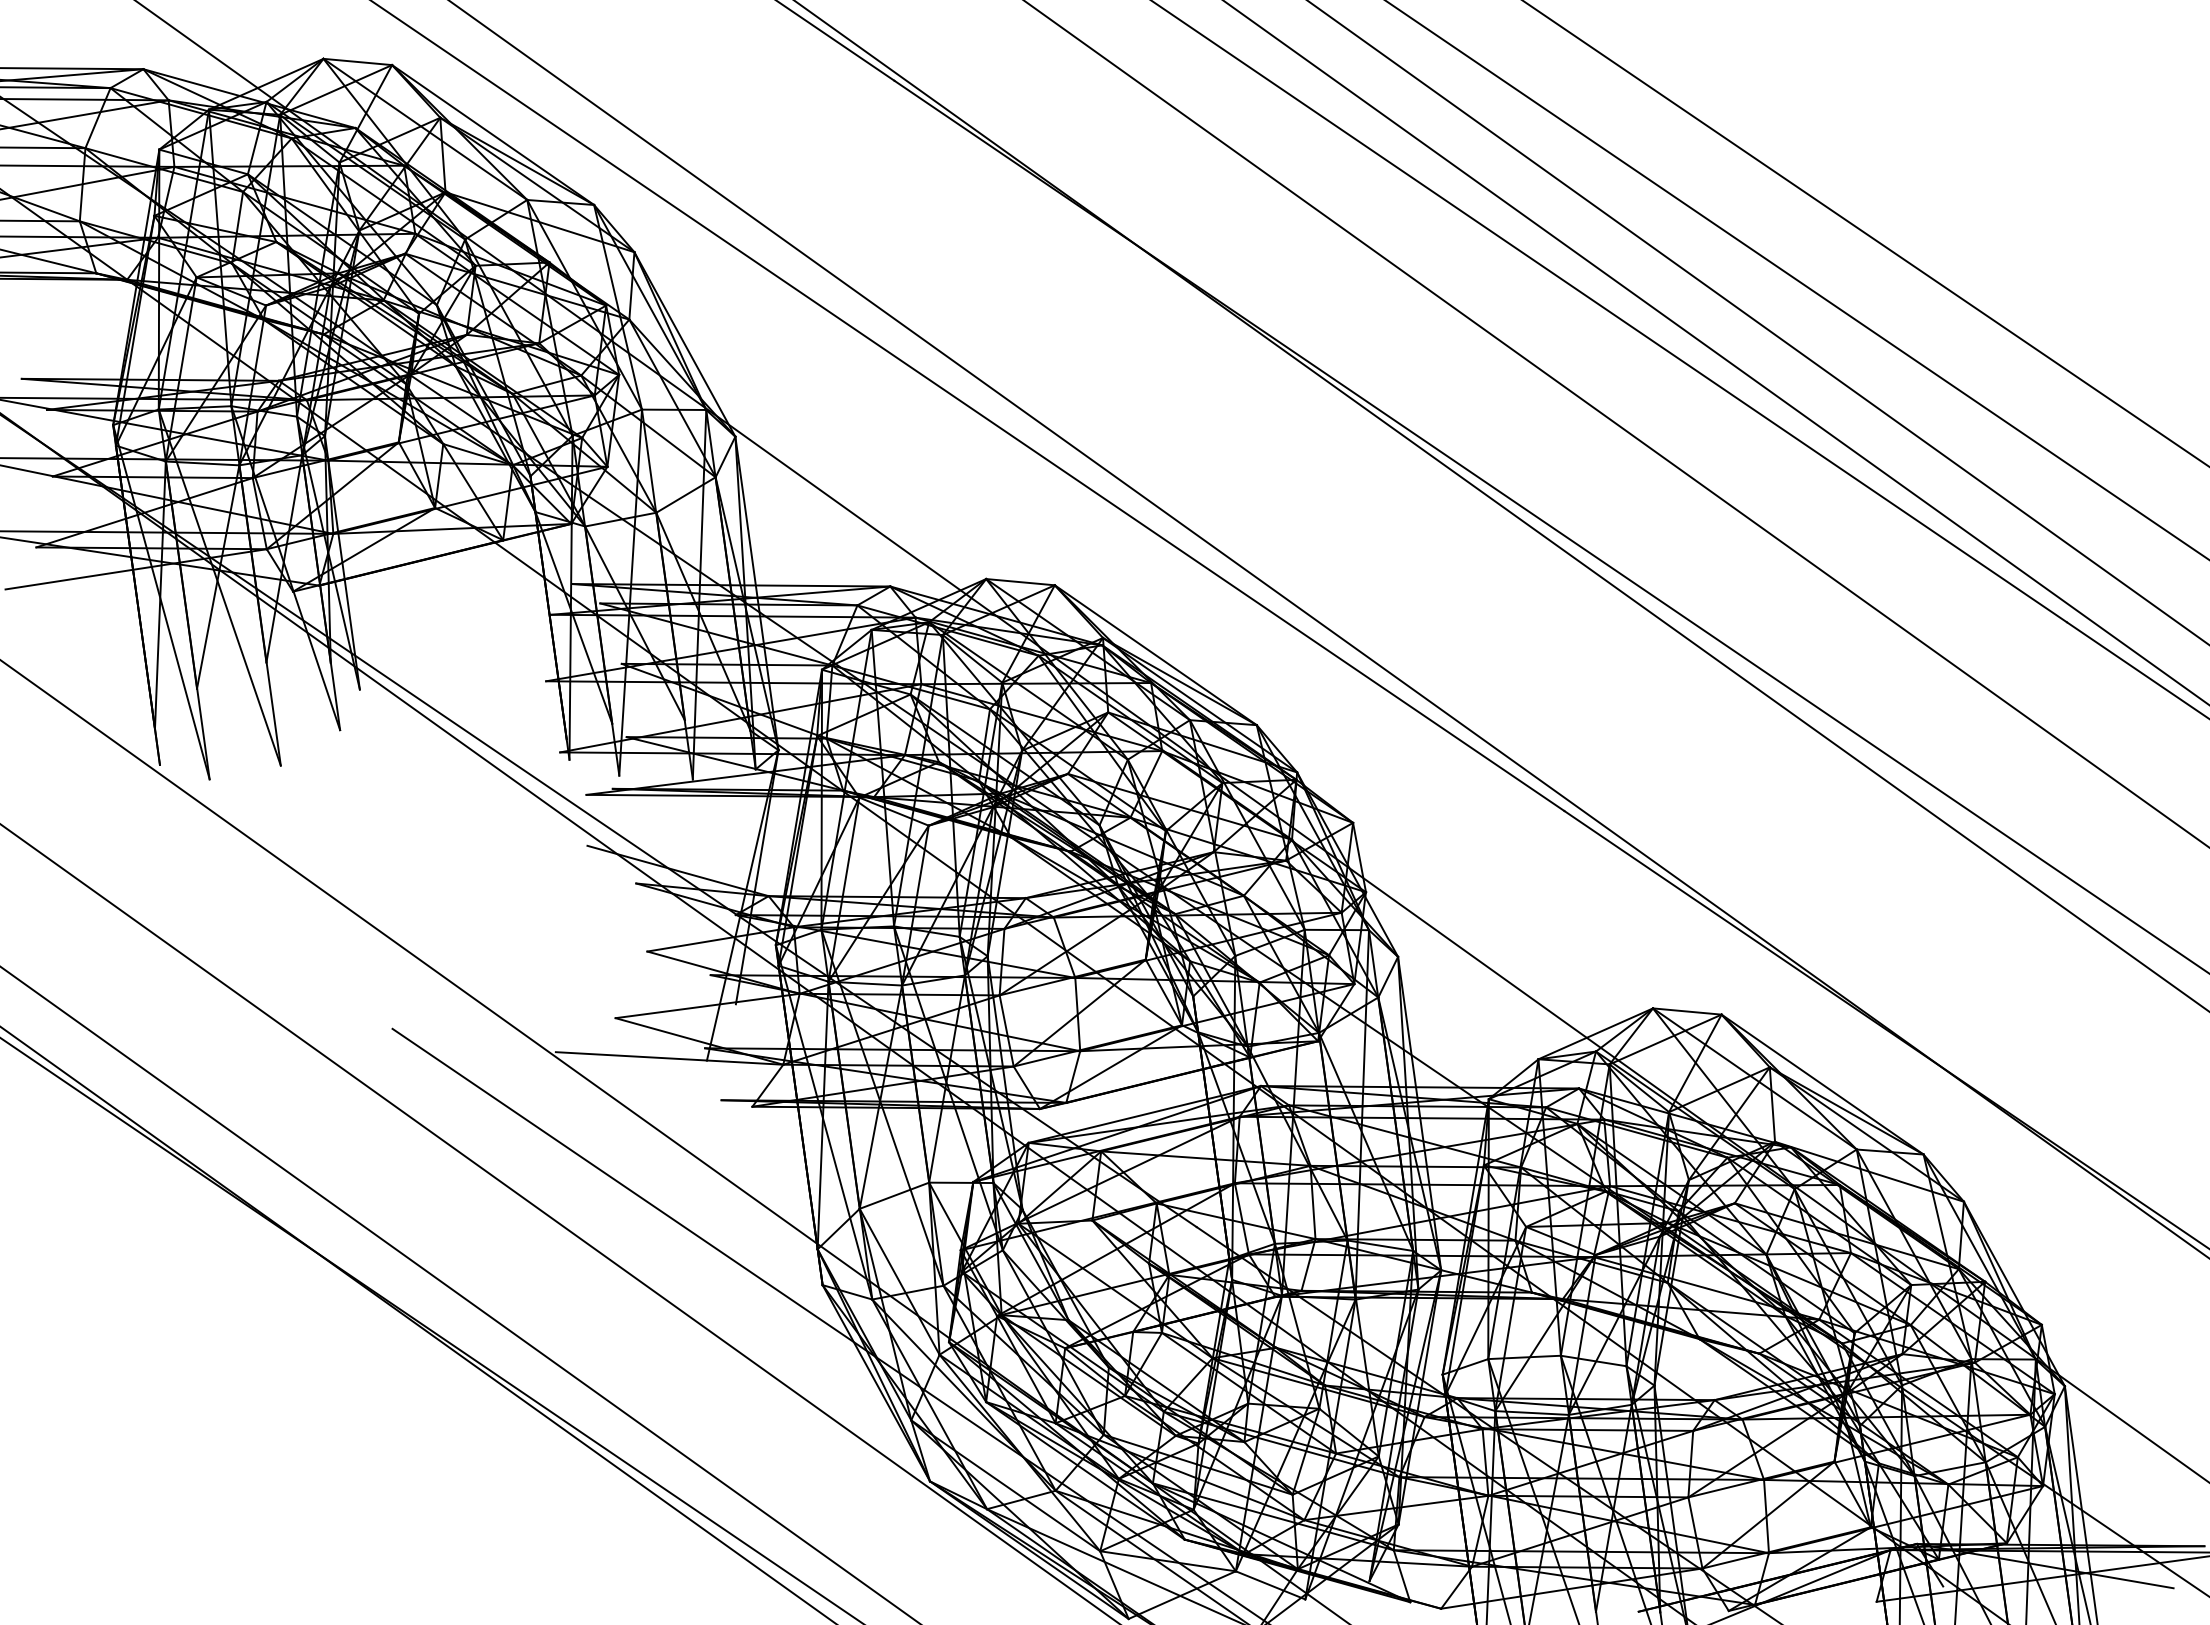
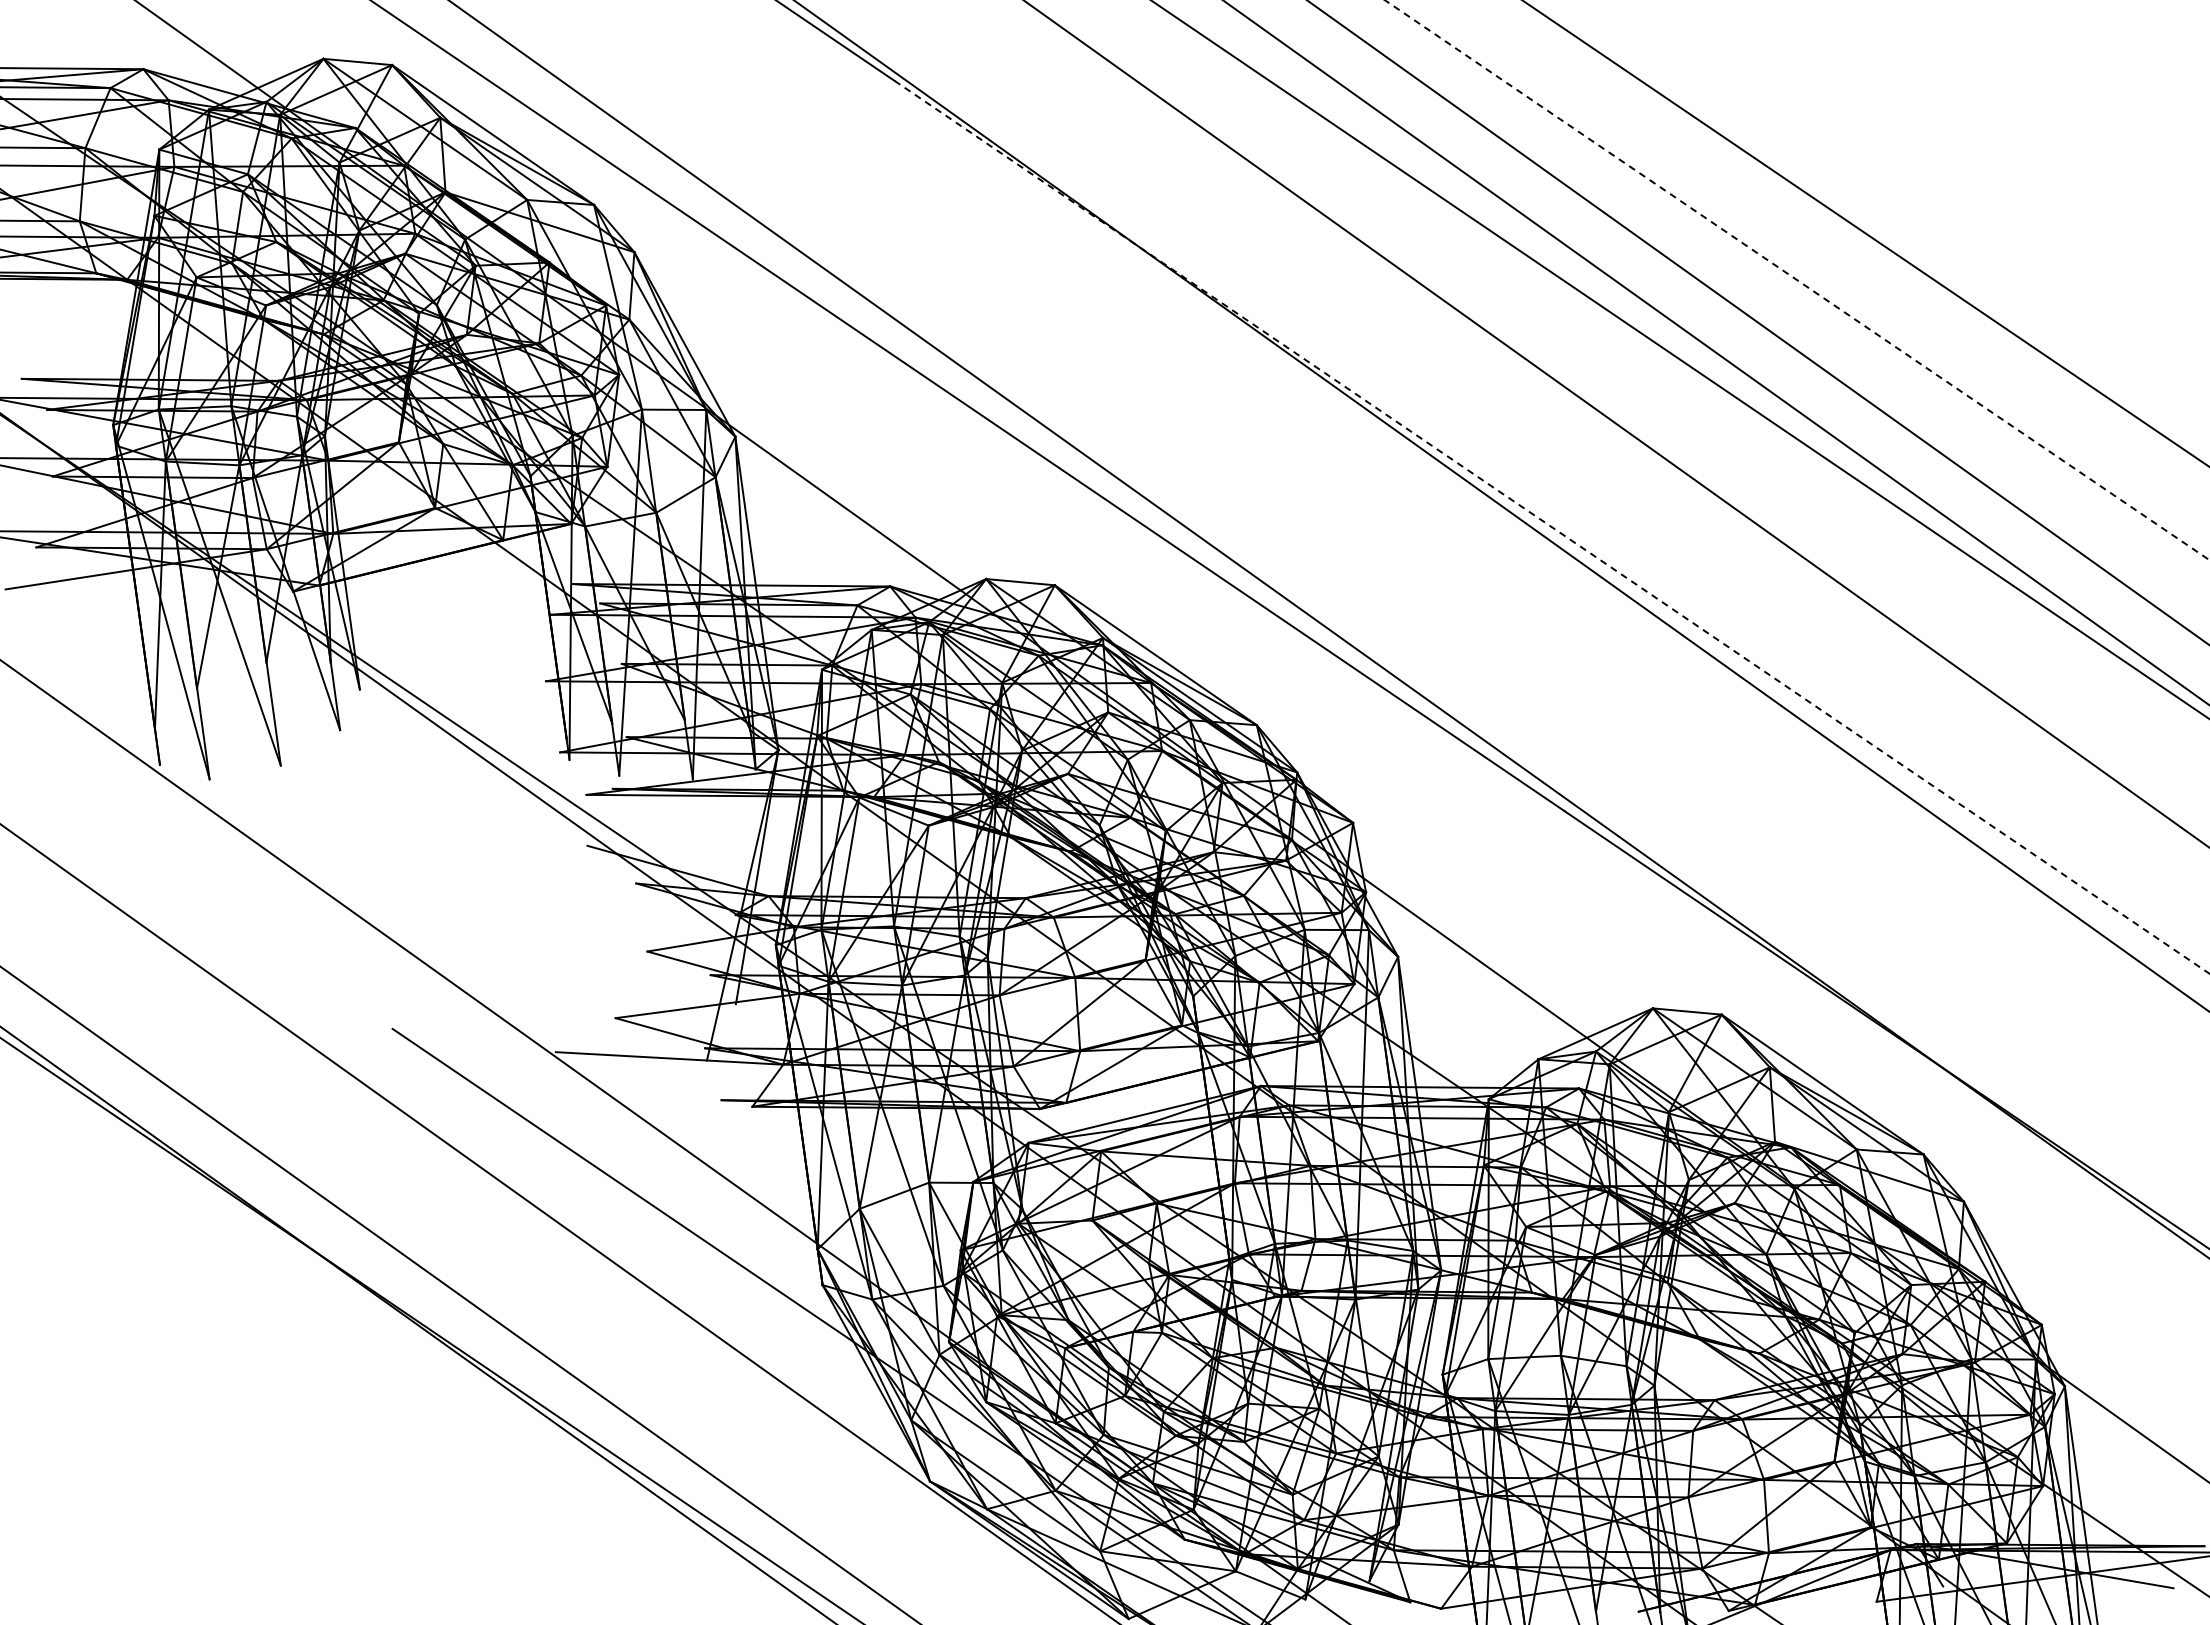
line: solid -> dashed (1797, 280)
line: solid -> dashed (1552, 527)
